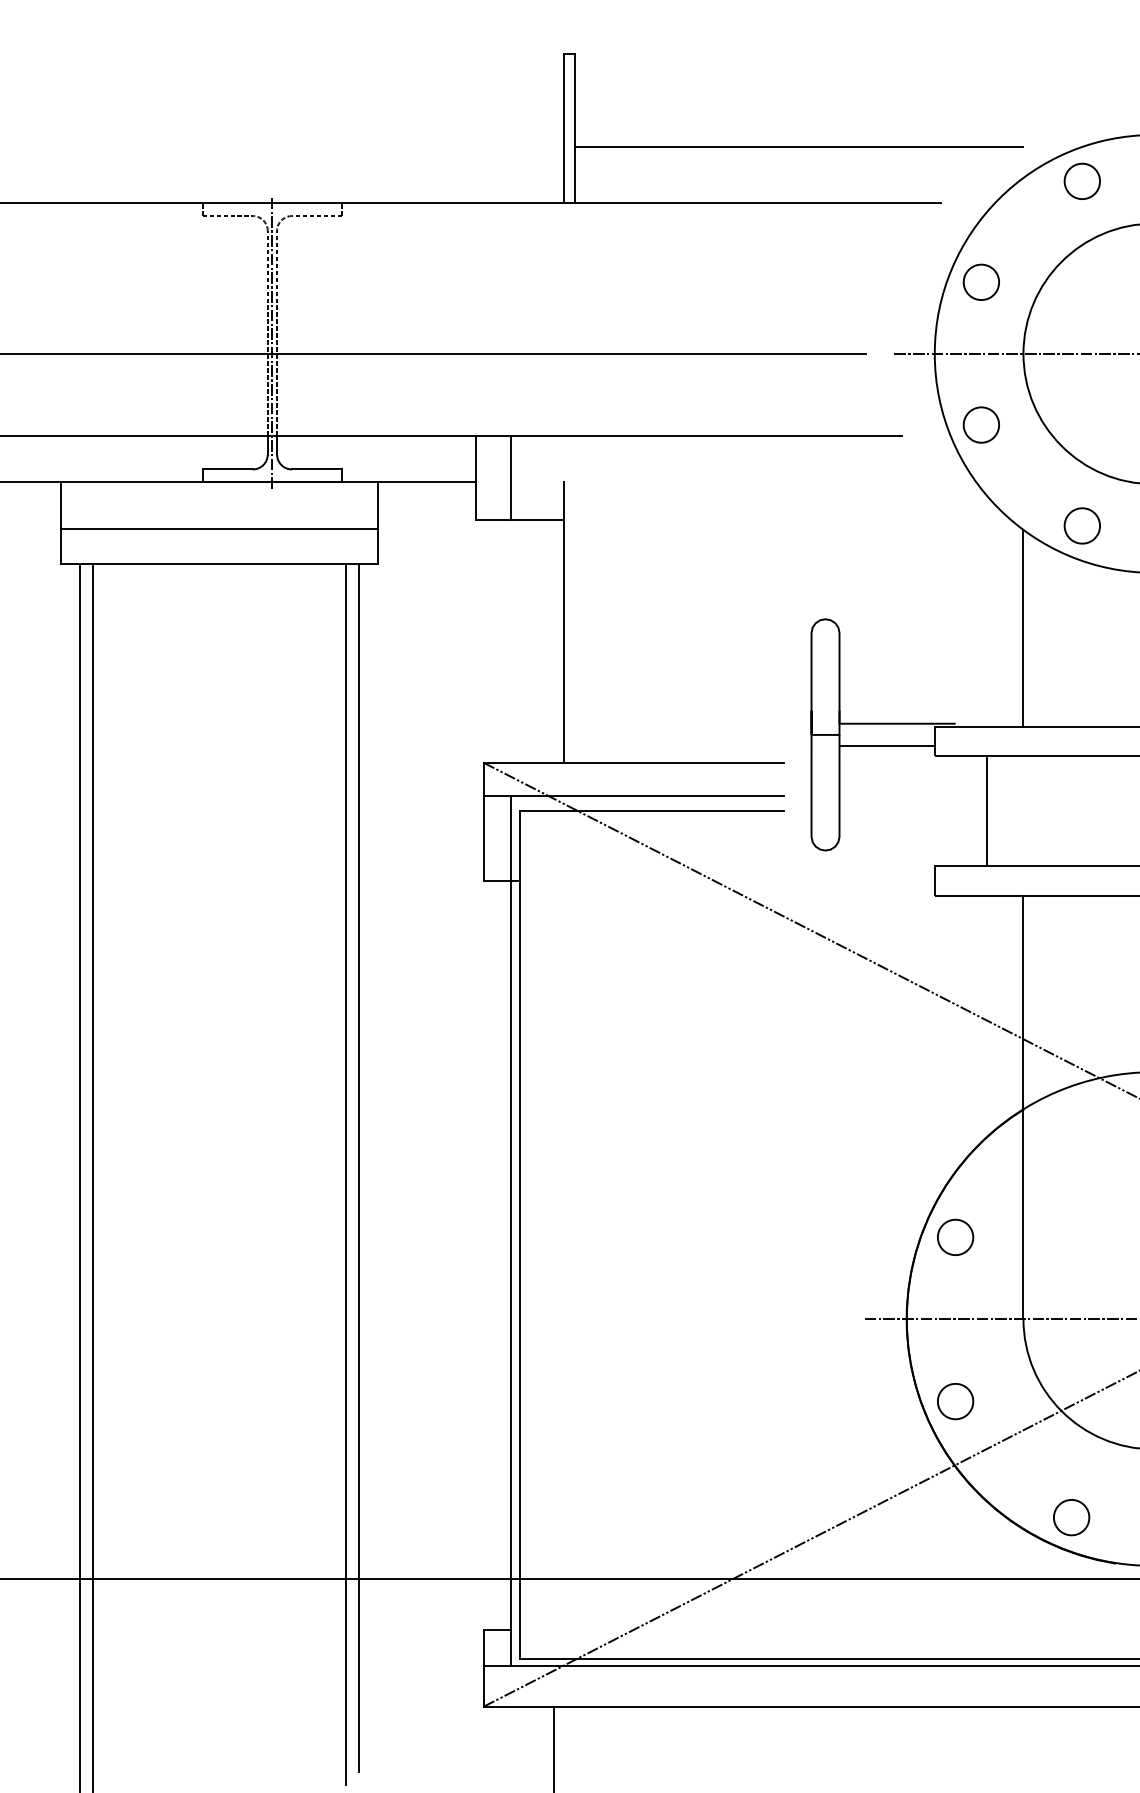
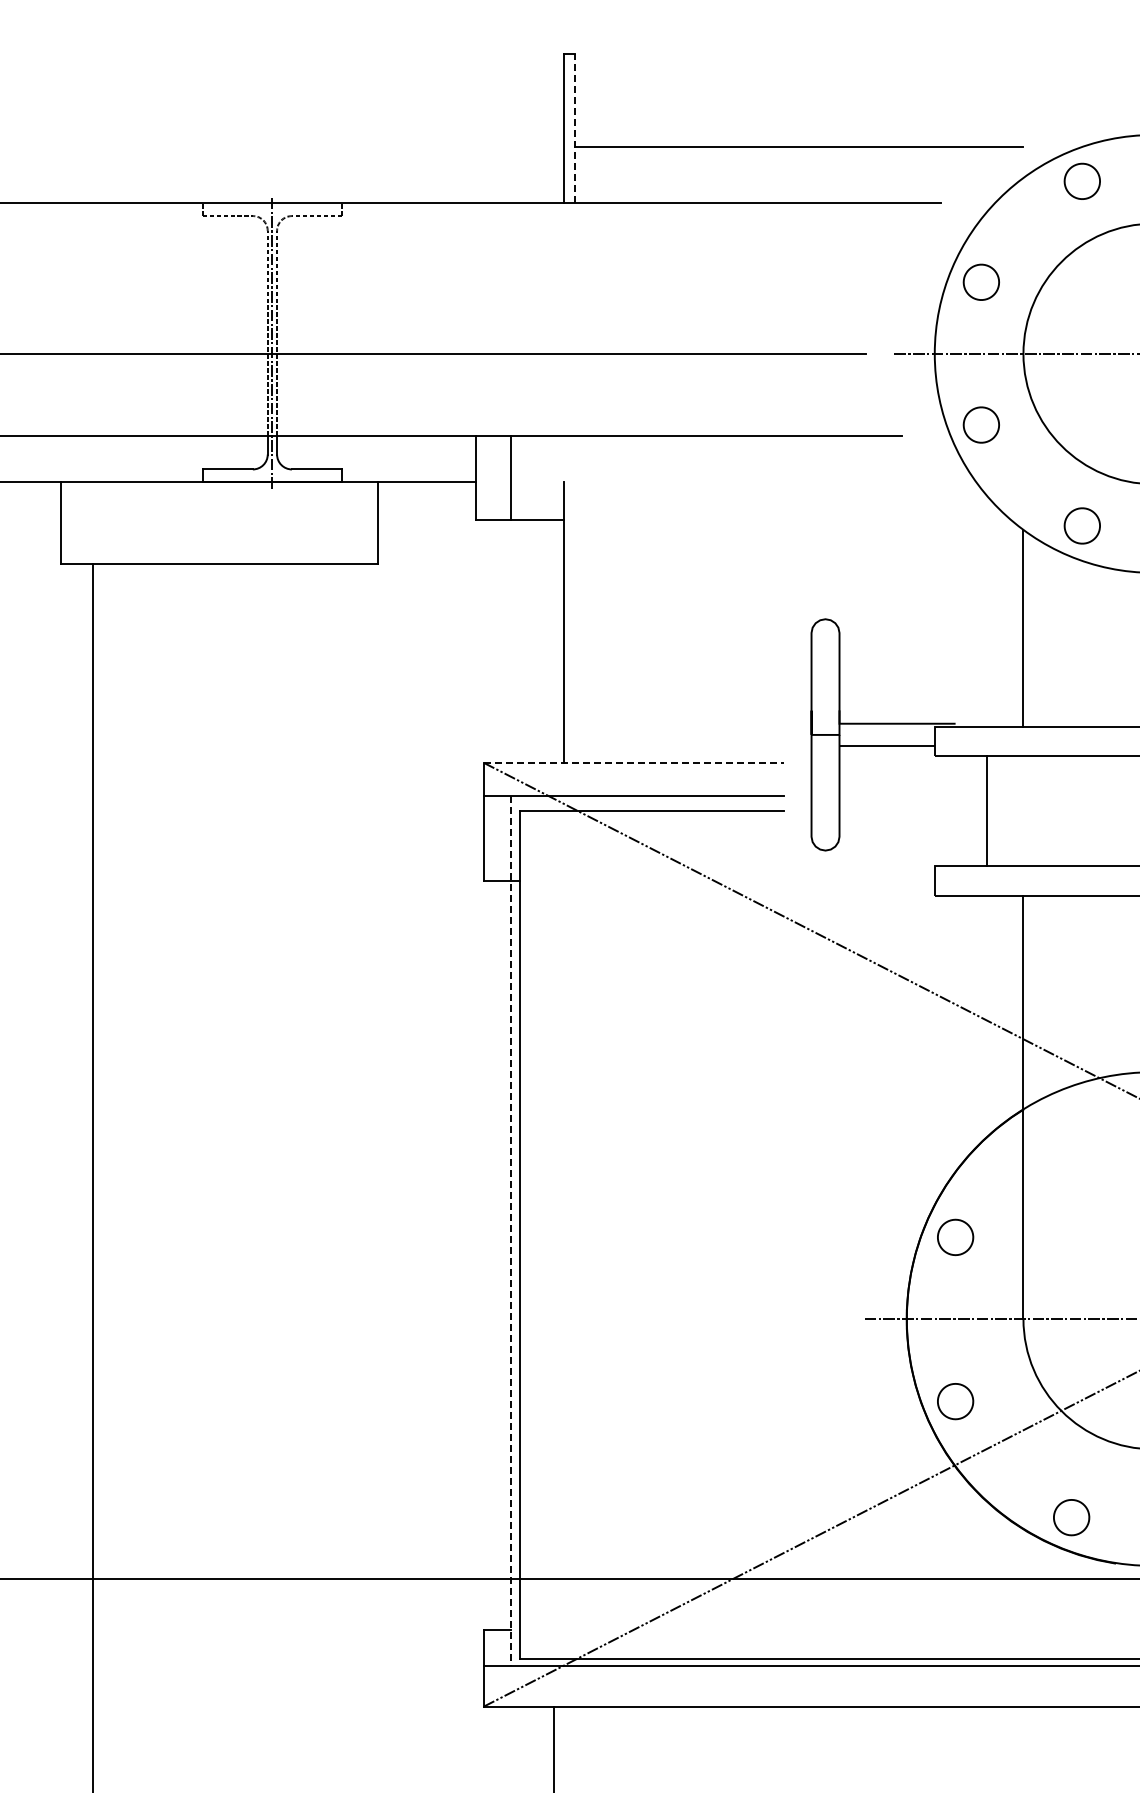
line: solid -> dashed (575, 128)
line: present -> none (218, 529)
line: solid -> dashed (633, 762)
line: present -> none (359, 1167)
line: present -> none (346, 1174)
line: present -> none (79, 1176)
line: solid -> dashed (510, 1231)
